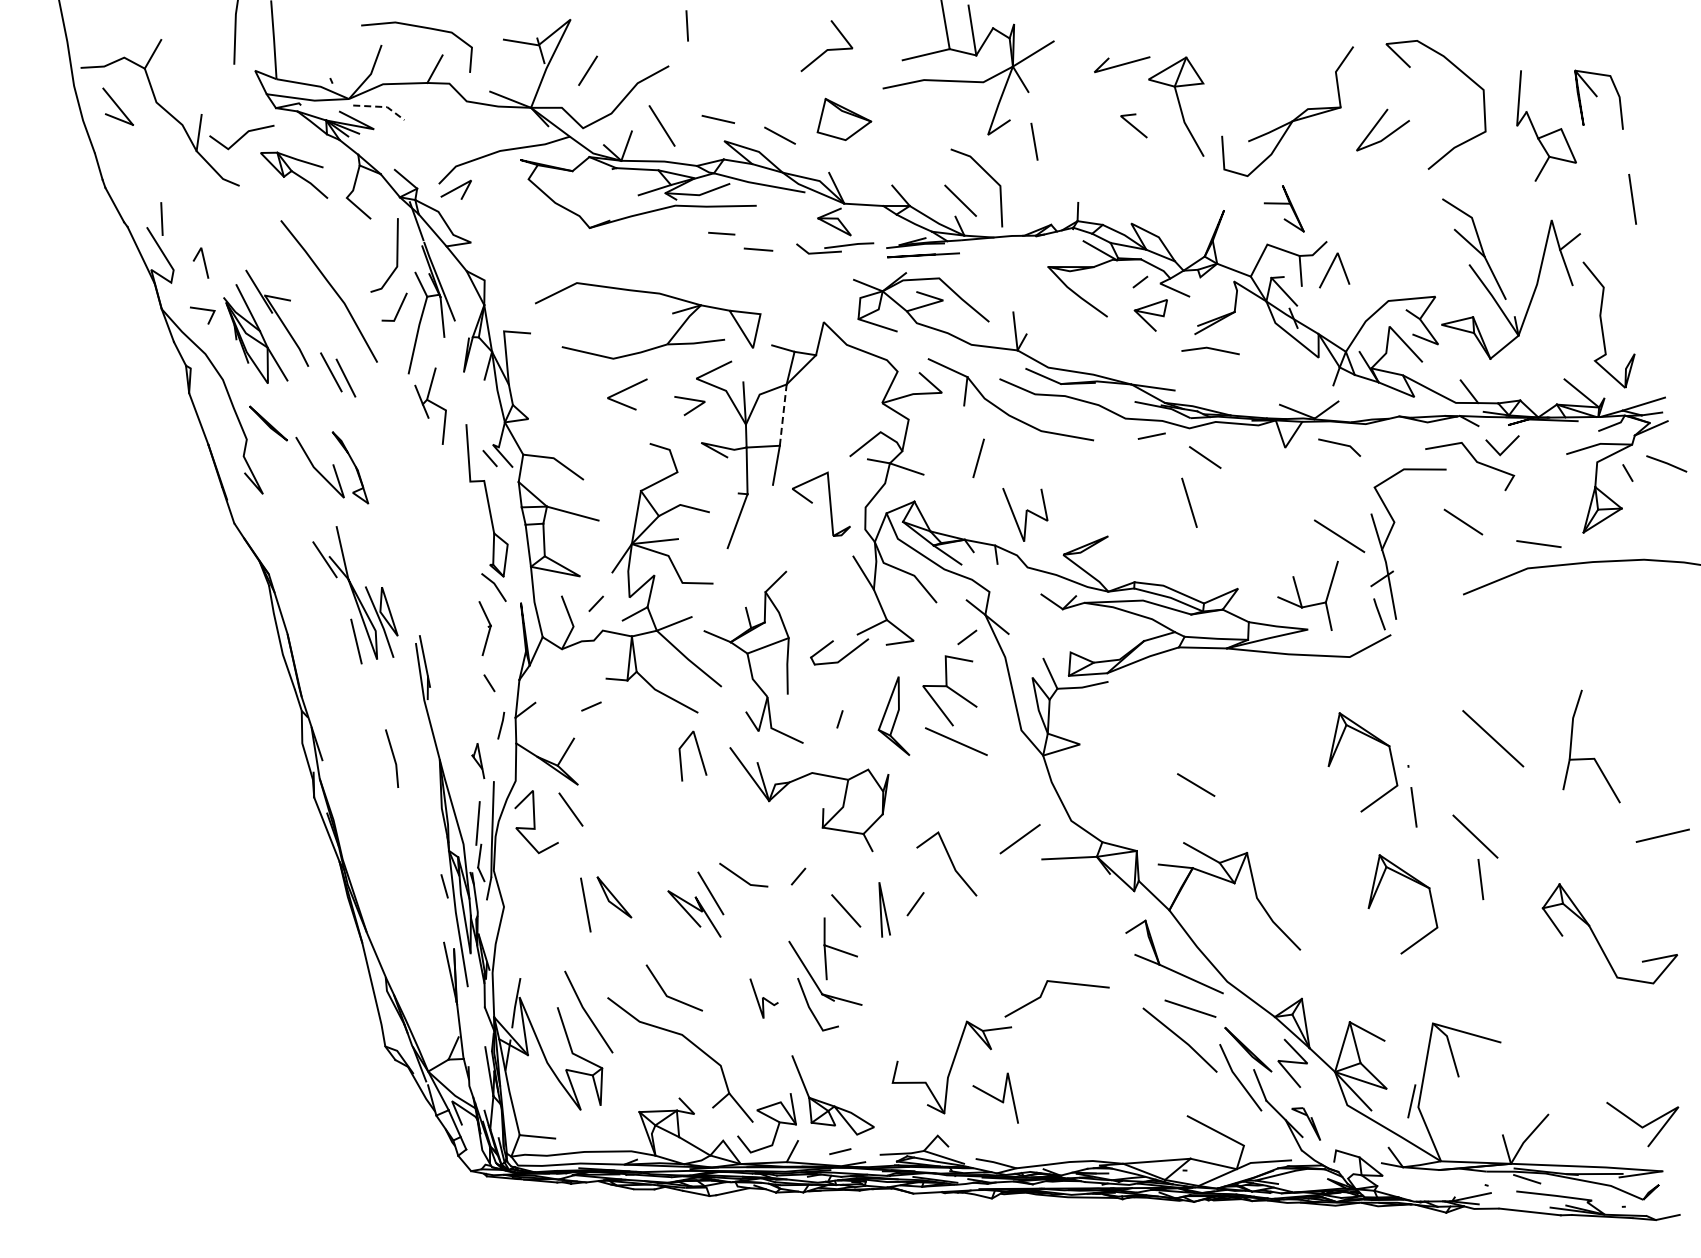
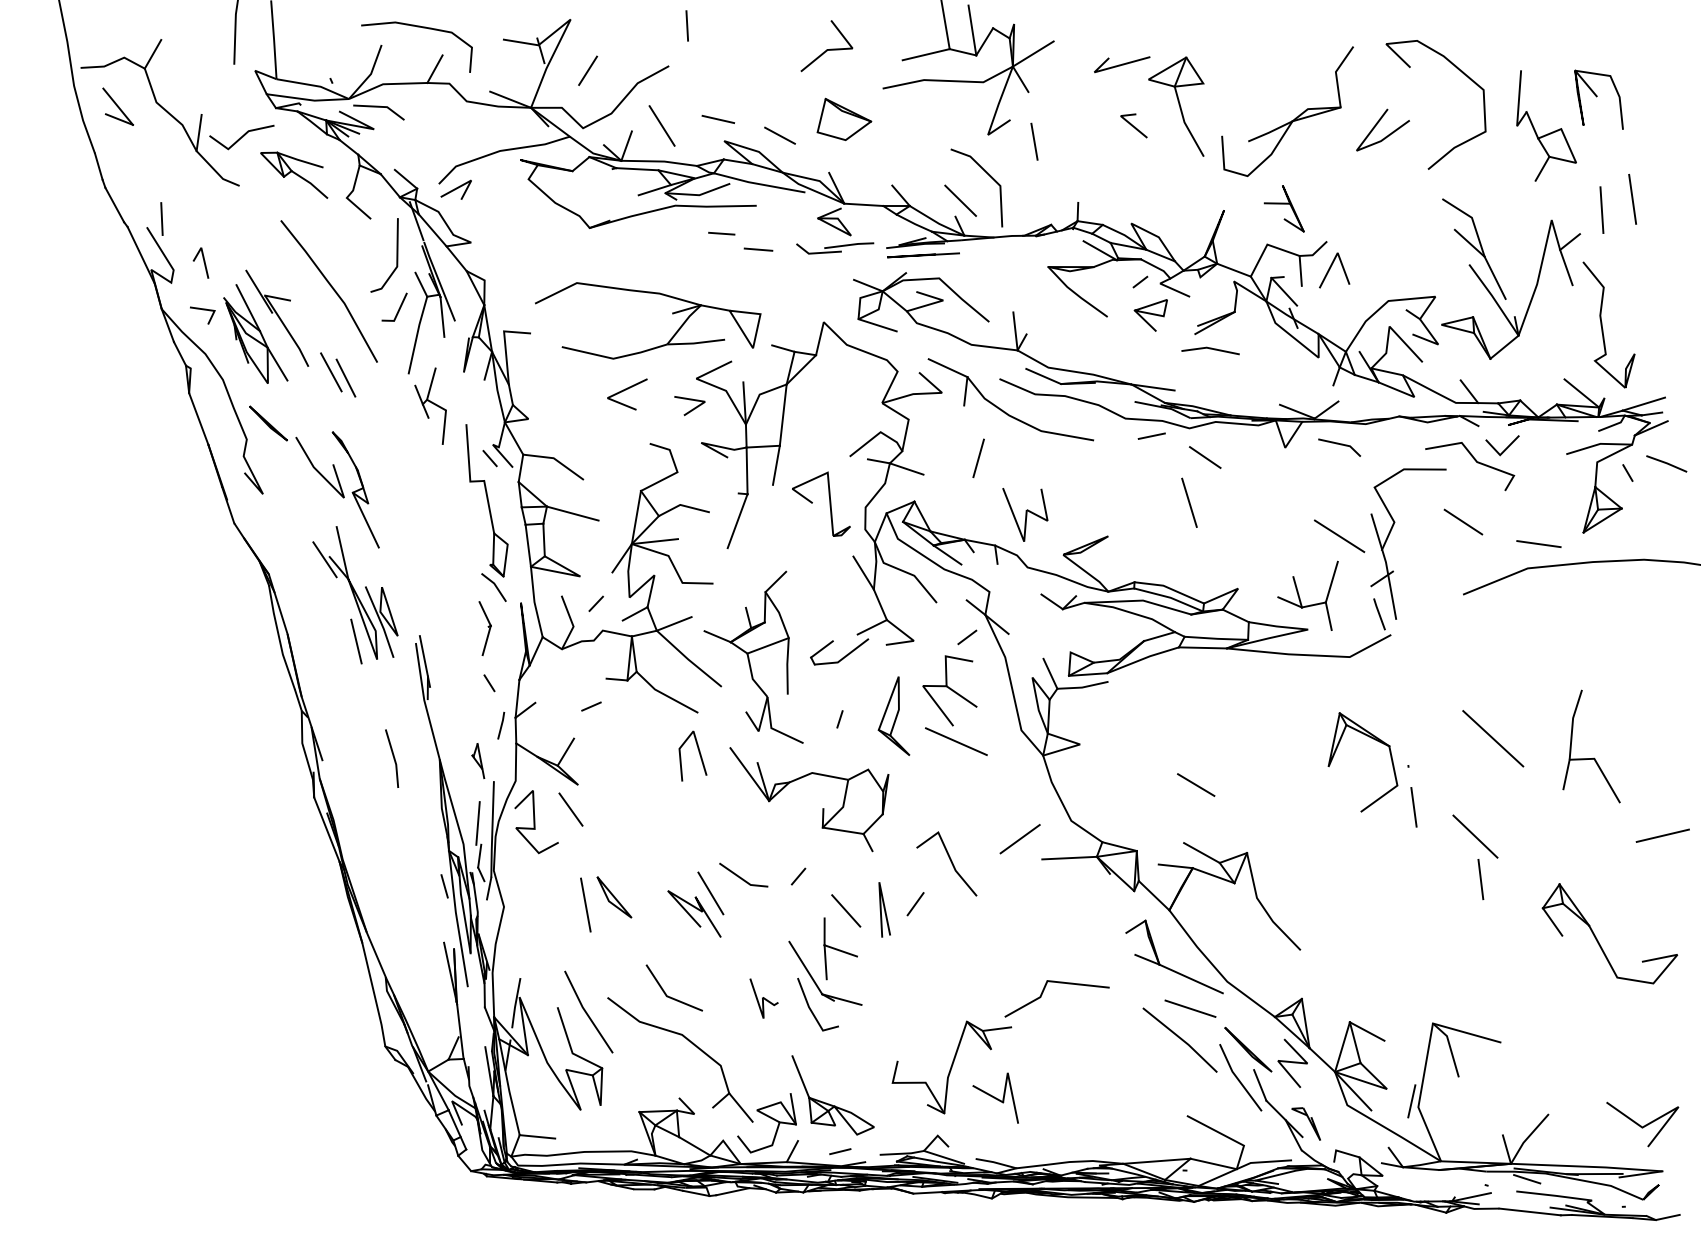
line: dashed -> solid (381, 106)
line: none -> present (1601, 210)
line: dashed -> solid (783, 415)
line: none -> present (365, 519)
part: present -> none (1413, 881)
